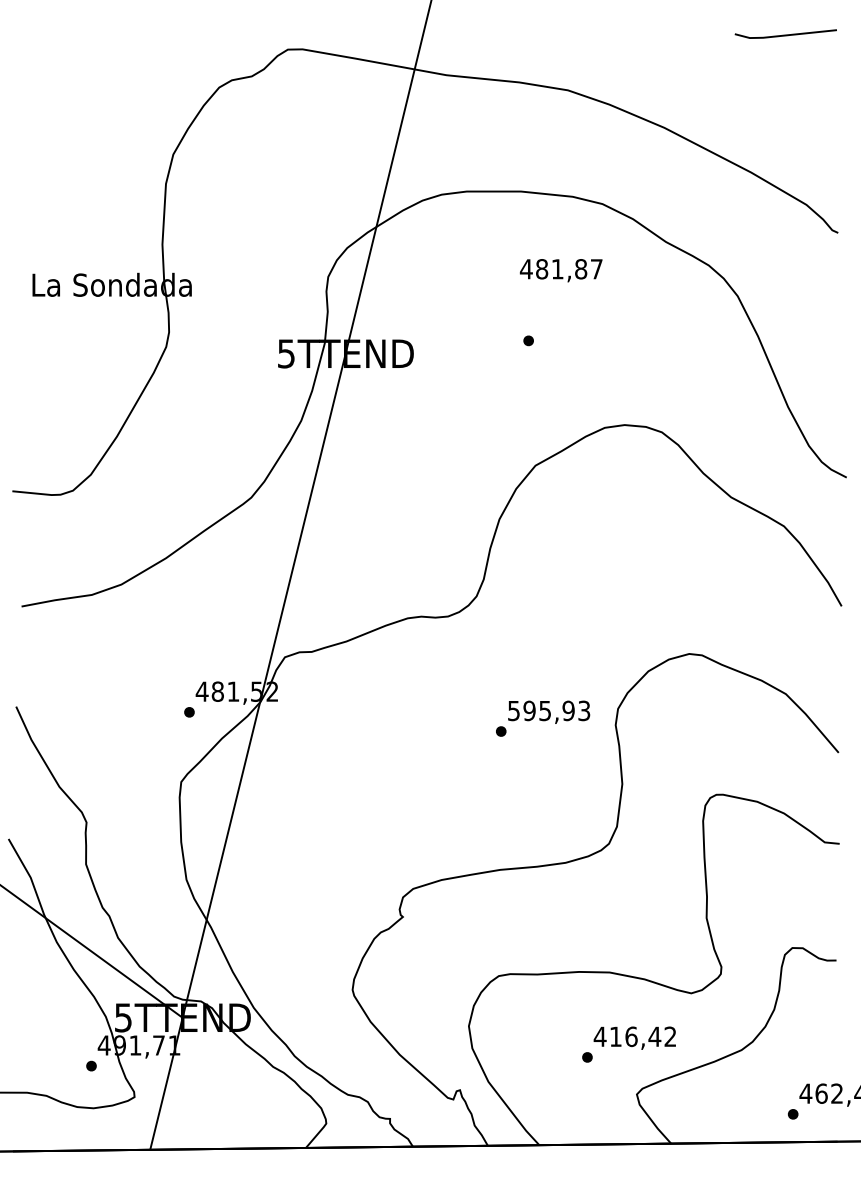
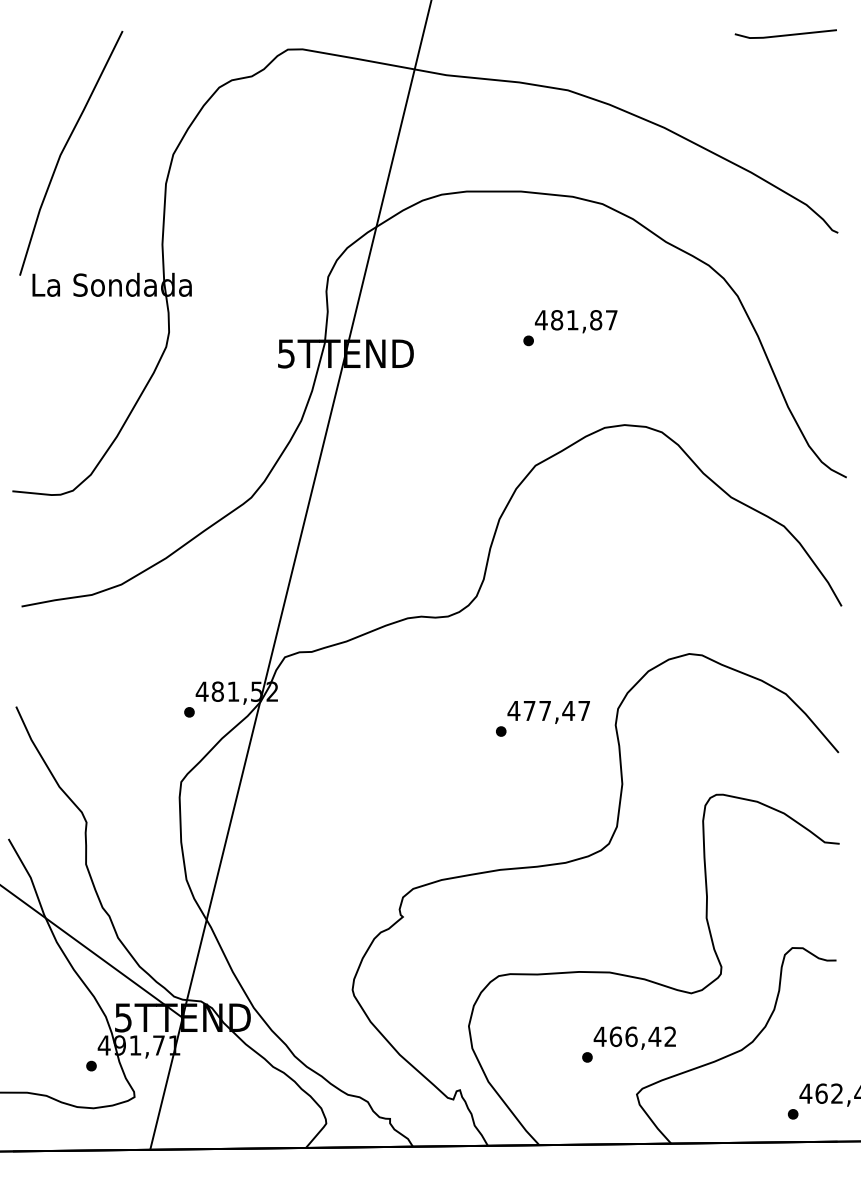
line: none -> present (64, 149)
text position: (561, 270) -> (576, 321) (576, 321)
text: 595,93 -> 477,47 (548, 710)
text: 416,42 -> 466,42 (615, 1036)
